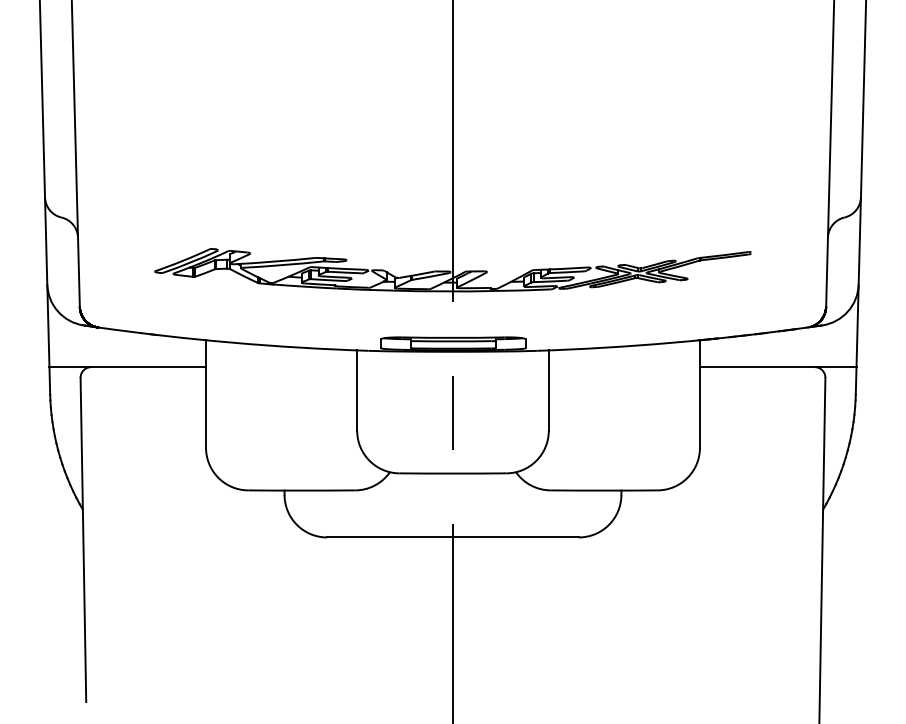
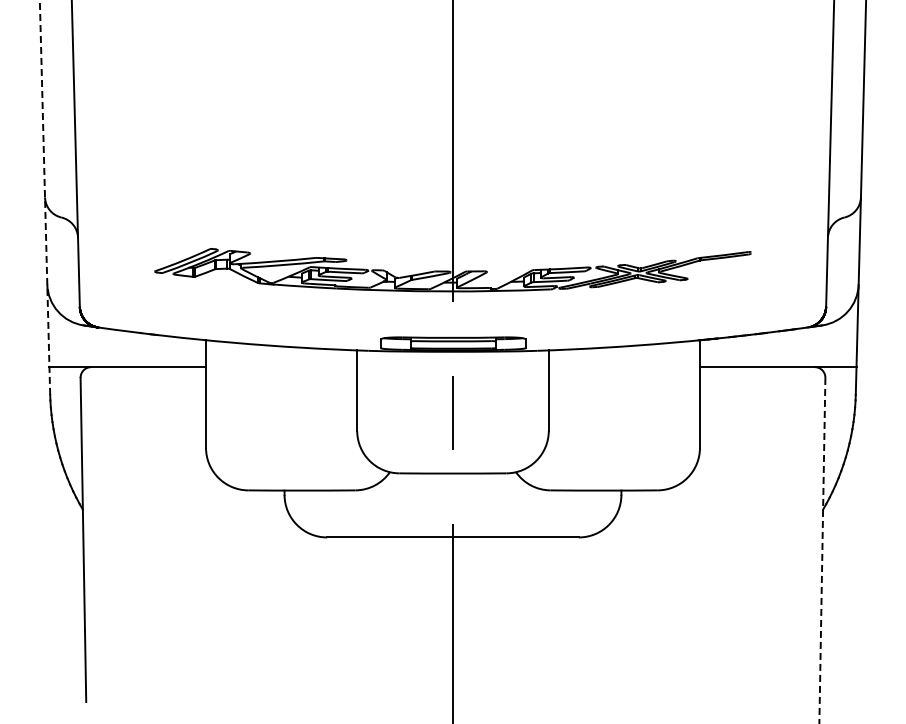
line: solid -> dashed (45, 197)
line: solid -> dashed (822, 550)
